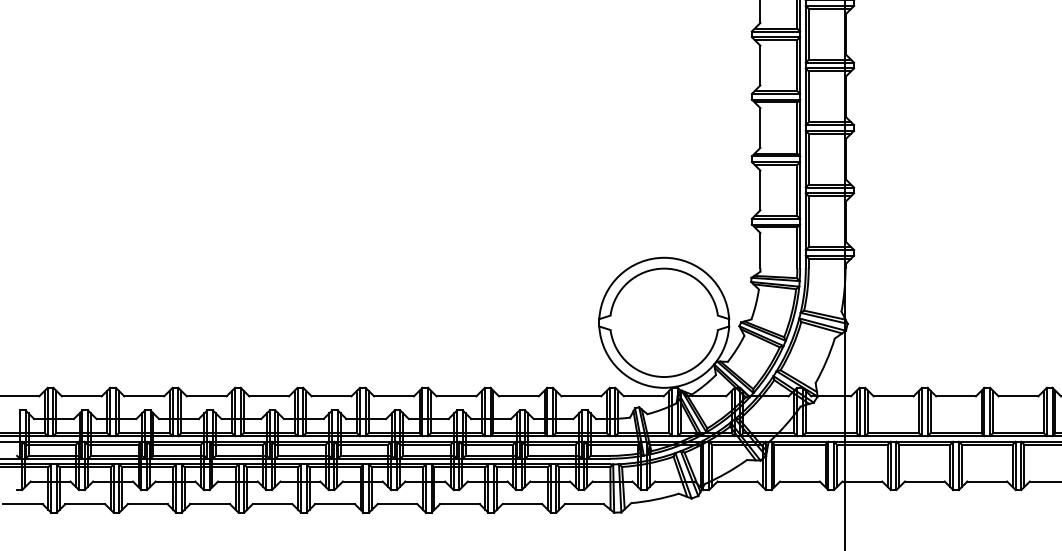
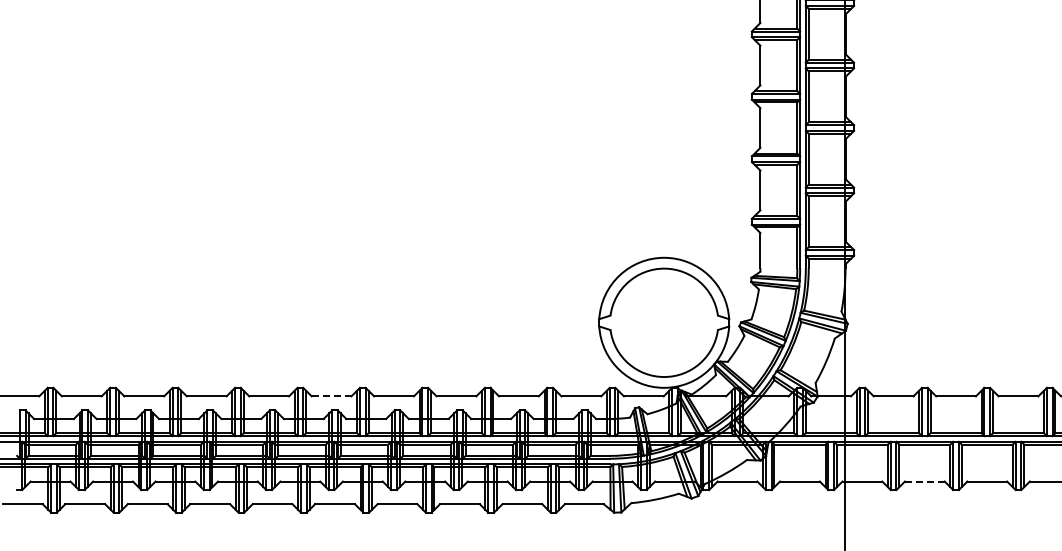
line: solid -> dashed (331, 396)
line: solid -> dashed (924, 481)
